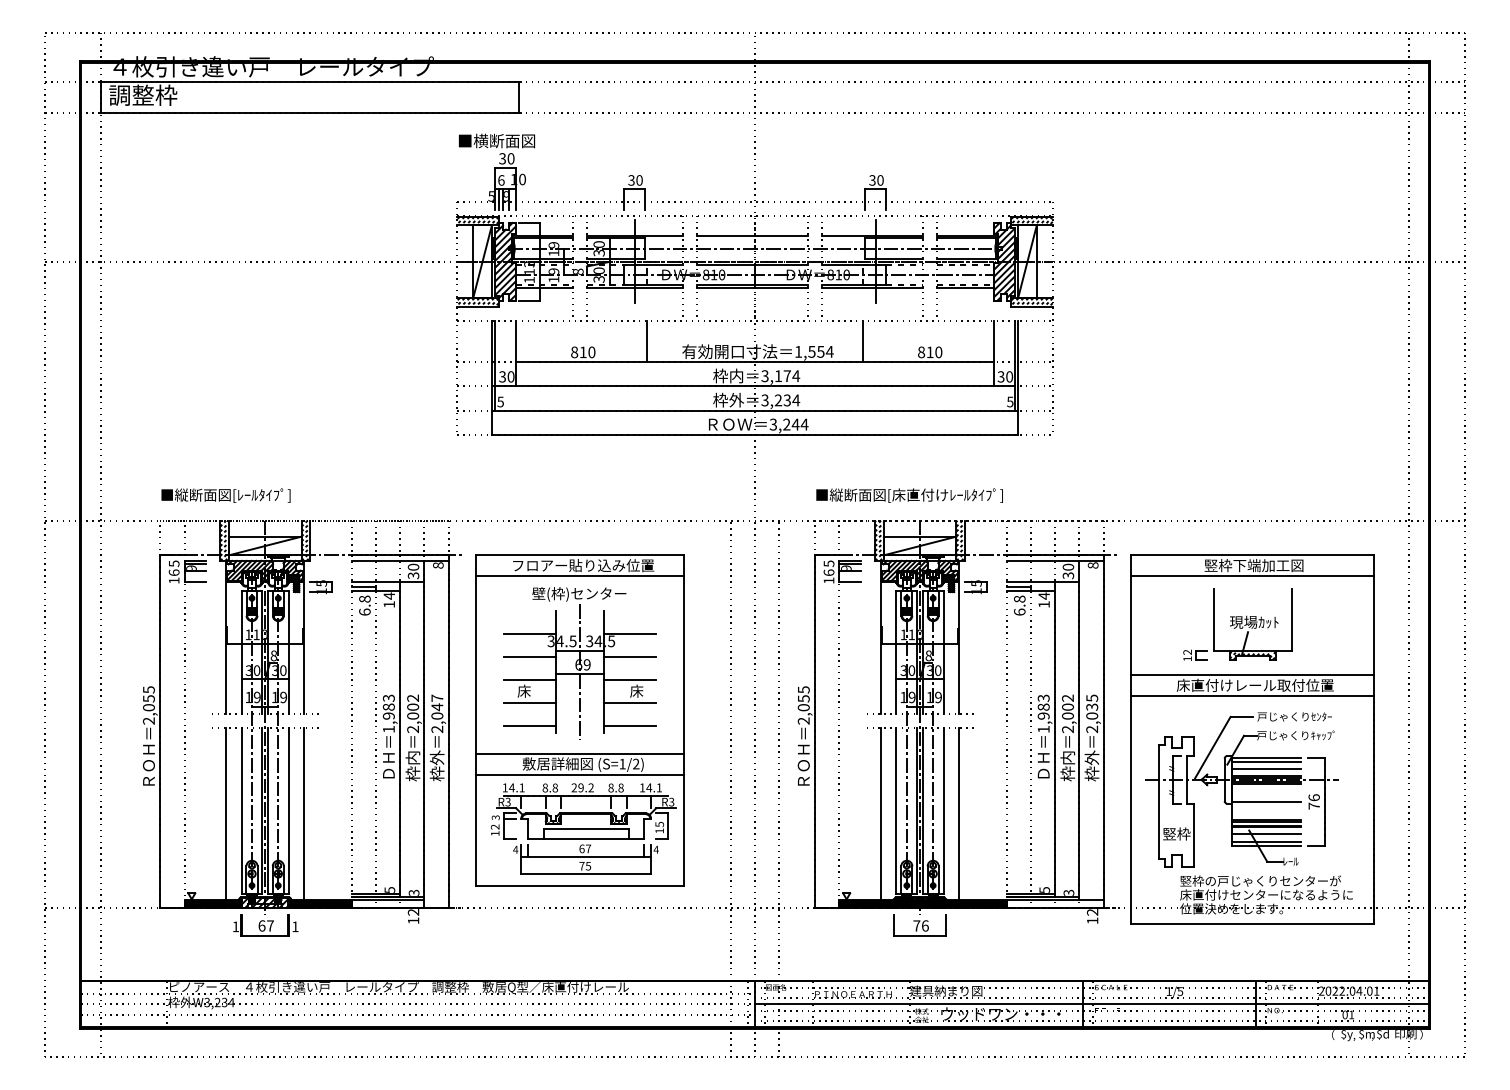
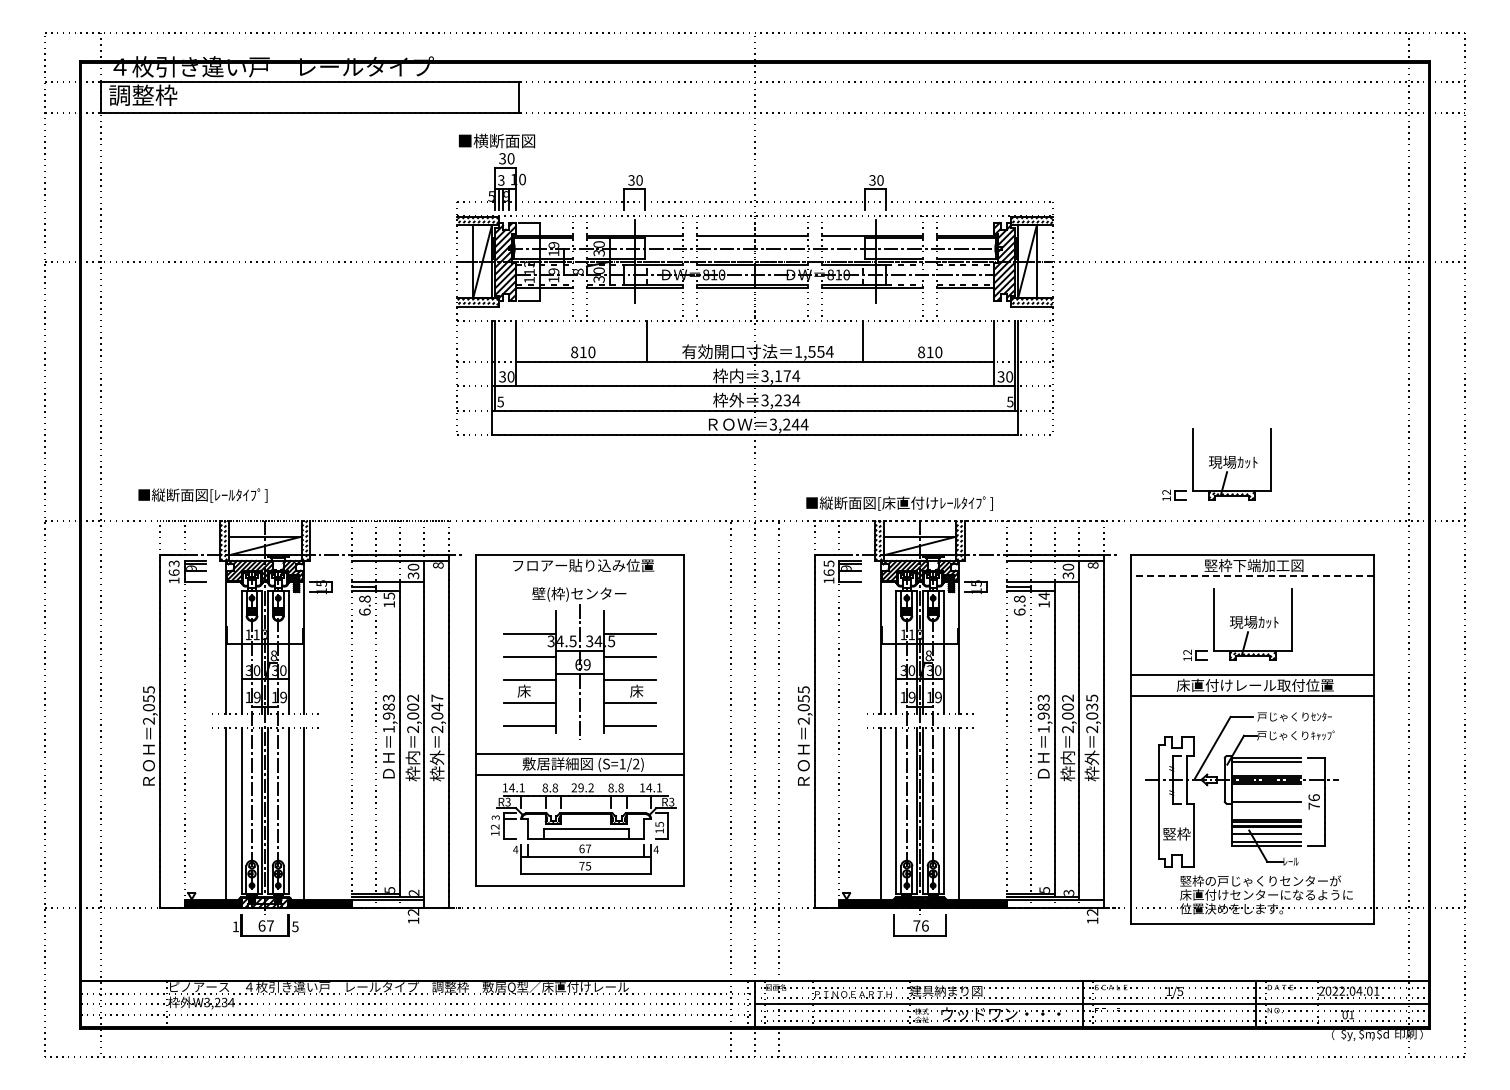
text: 6 -> 3 (501, 180)
part: none -> present (1216, 464)
text position: (225, 495) -> (202, 495) (202, 495)
text position: (909, 495) -> (899, 503) (899, 503)
text: 5 -> 3 (173, 563)
line: present -> none (580, 576)
line: solid -> dashed (1251, 576)
text: 14 -> 15 (389, 595)
line: present -> none (1265, 769)
text: 3 -> 2 (414, 892)
text: 1 -> 5 (295, 926)
